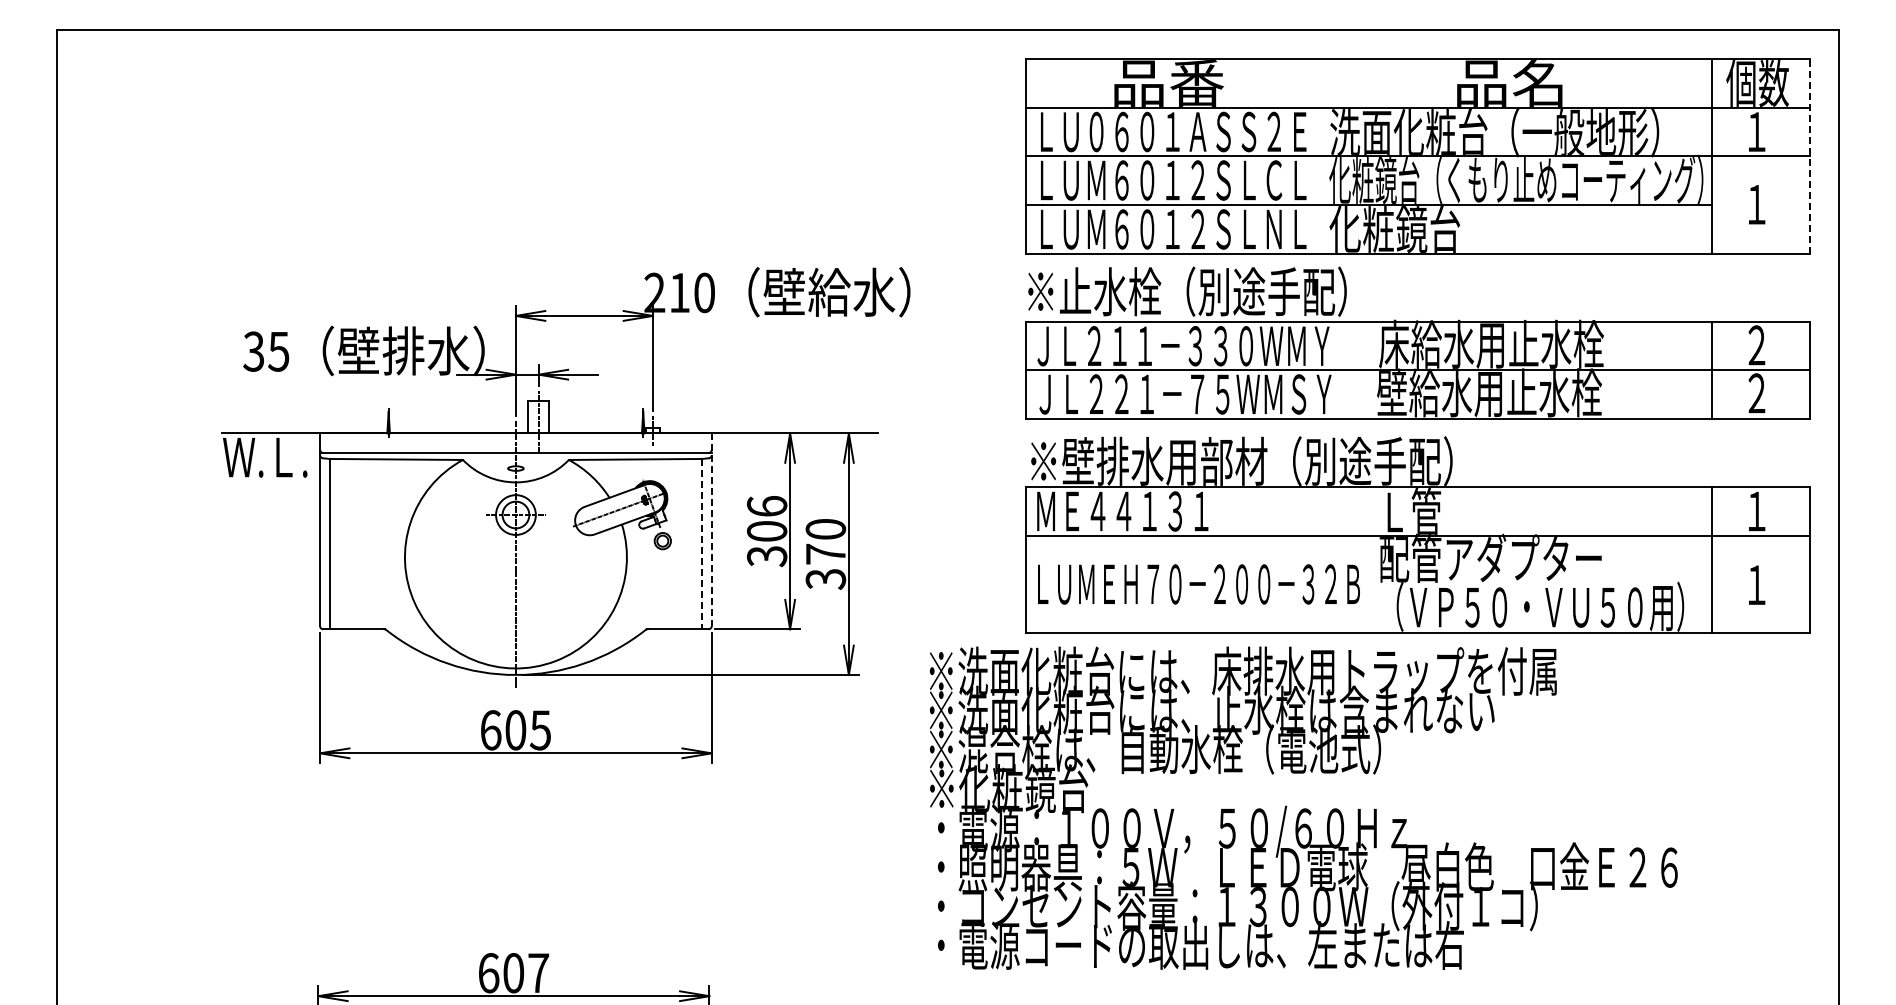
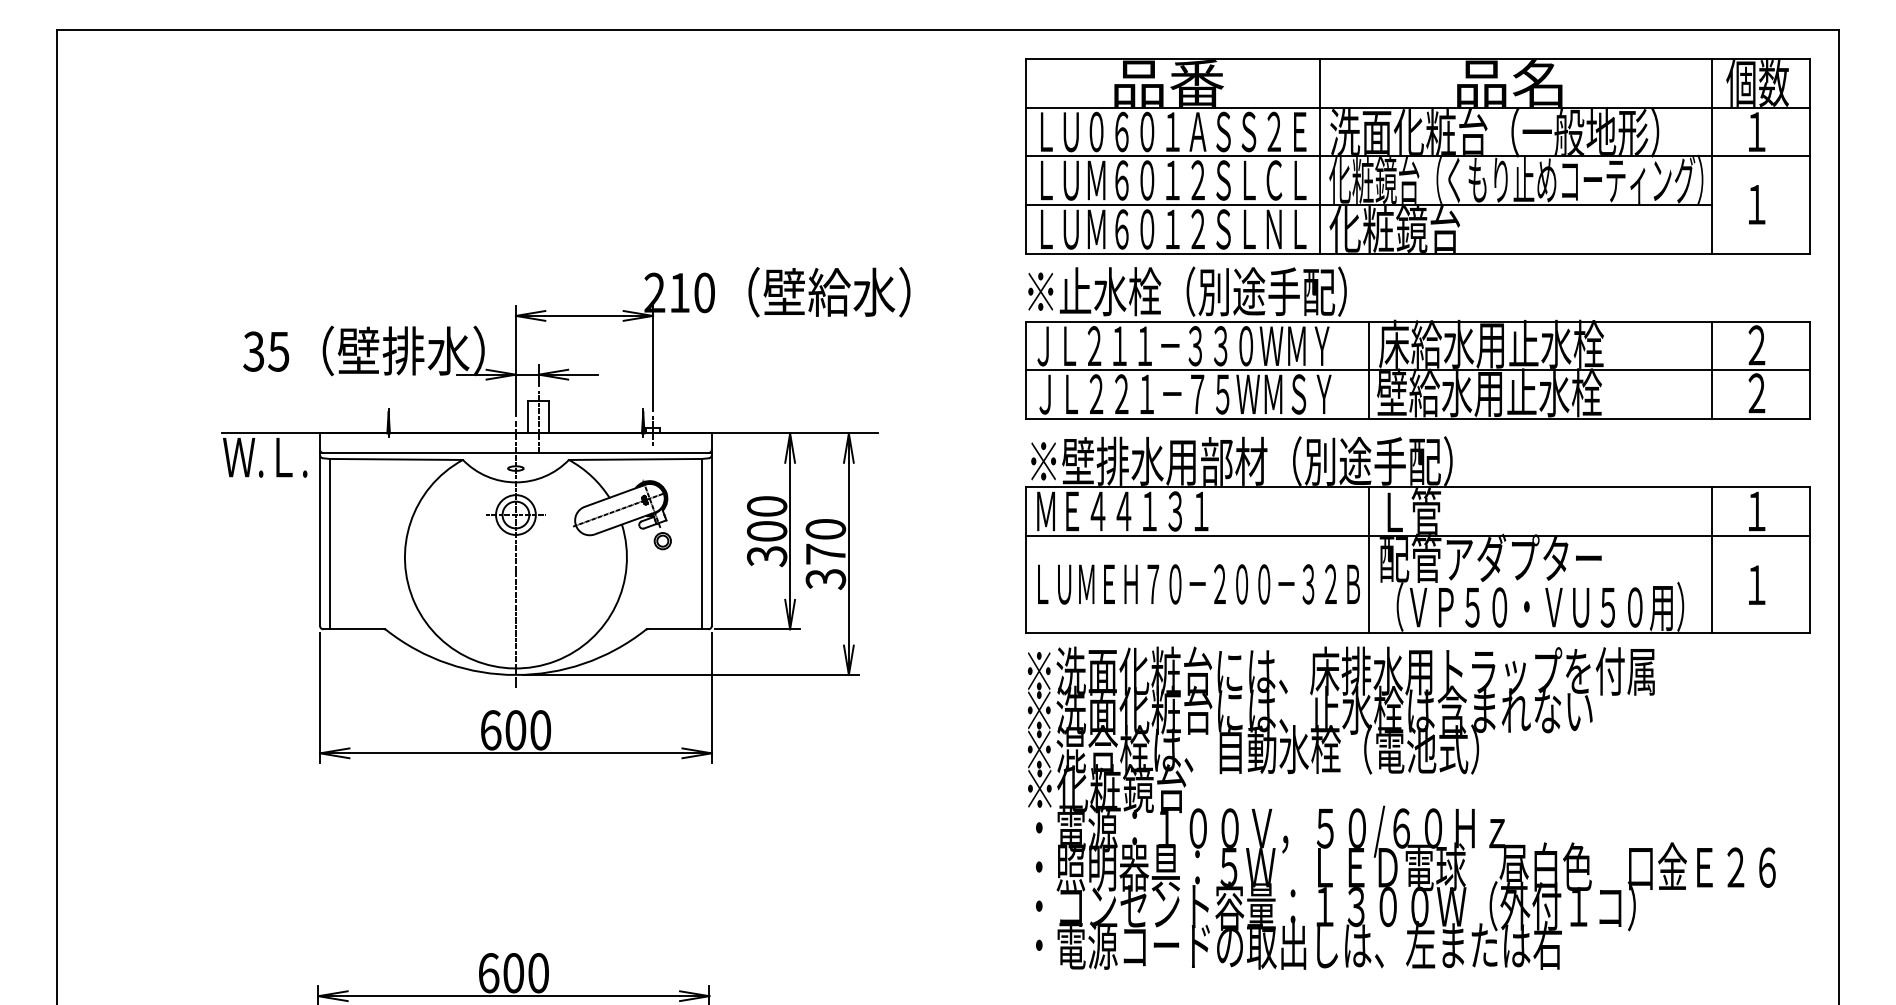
line: none -> present (1320, 156)
line: dashed -> solid (1809, 156)
line: none -> present (1369, 369)
text: 306 -> 300 (766, 506)
line: dashed -> solid (711, 530)
line: dashed -> solid (702, 544)
line: none -> present (1369, 559)
text: 605 -> 600 (540, 730)
text position: (1303, 807) -> (1401, 807) (1401, 807)
text: 607 -> 600 (538, 973)
